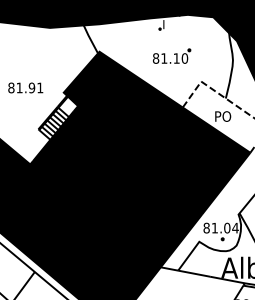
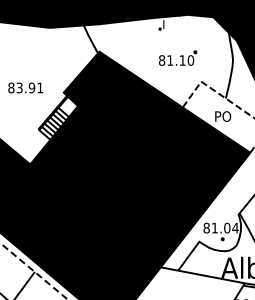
part position: (172, 55) -> (178, 57) (178, 57)
text: 81.91 -> 83.91 (19, 87)
line: solid -> dashed (33, 271)
